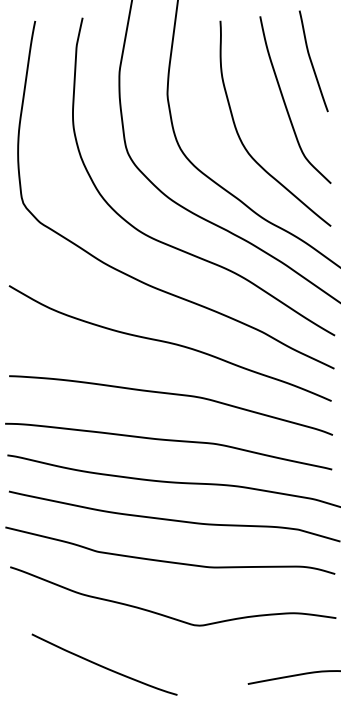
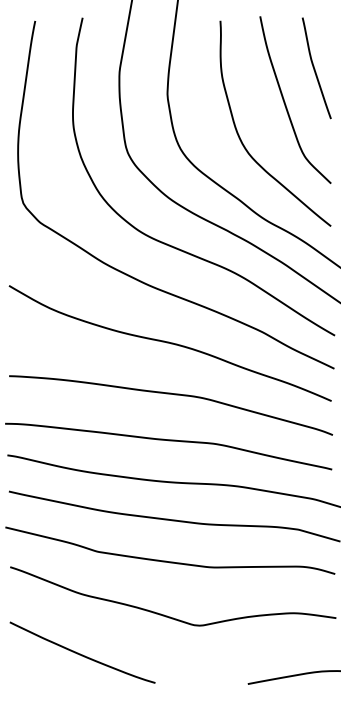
curve position: (312, 61) -> (315, 68) (315, 68)
curve position: (104, 666) -> (82, 654) (82, 654)
